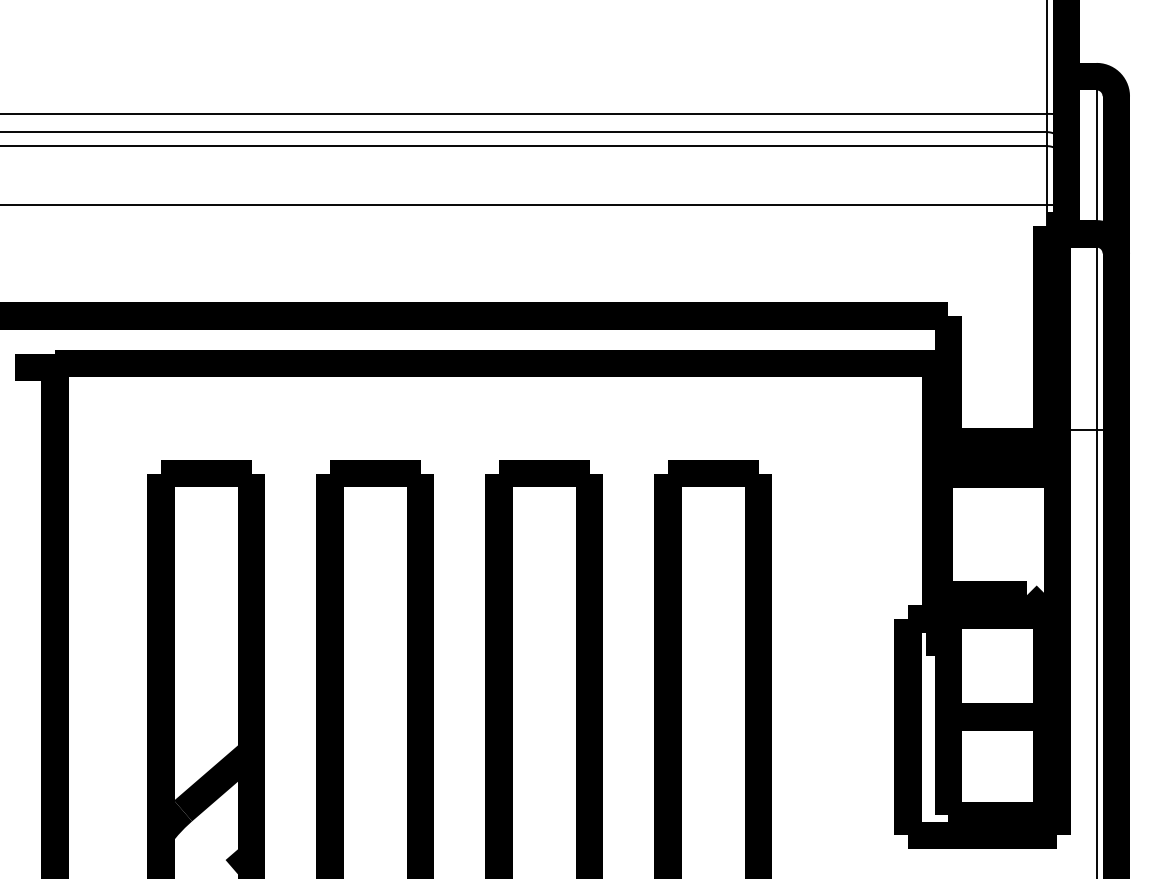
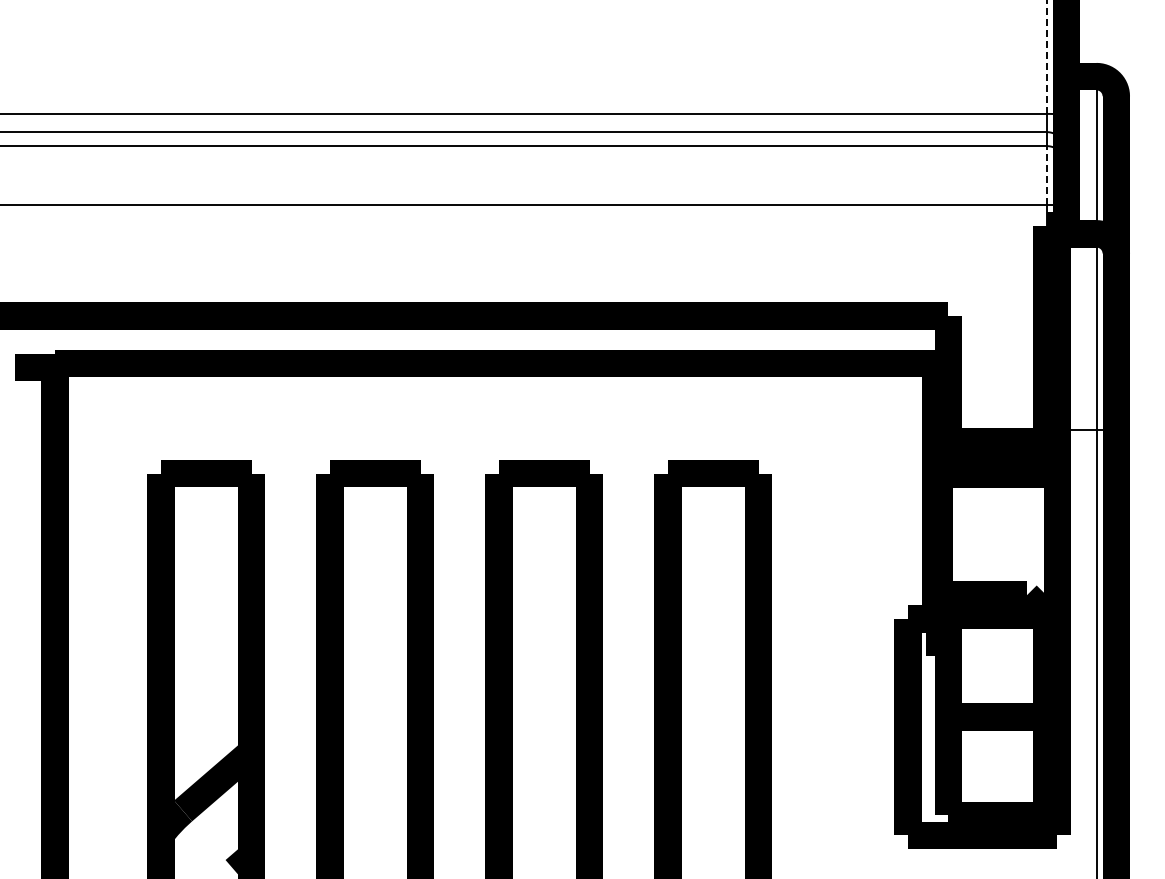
line: solid -> dashed (1046, 56)
line: solid -> dashed (1046, 175)
